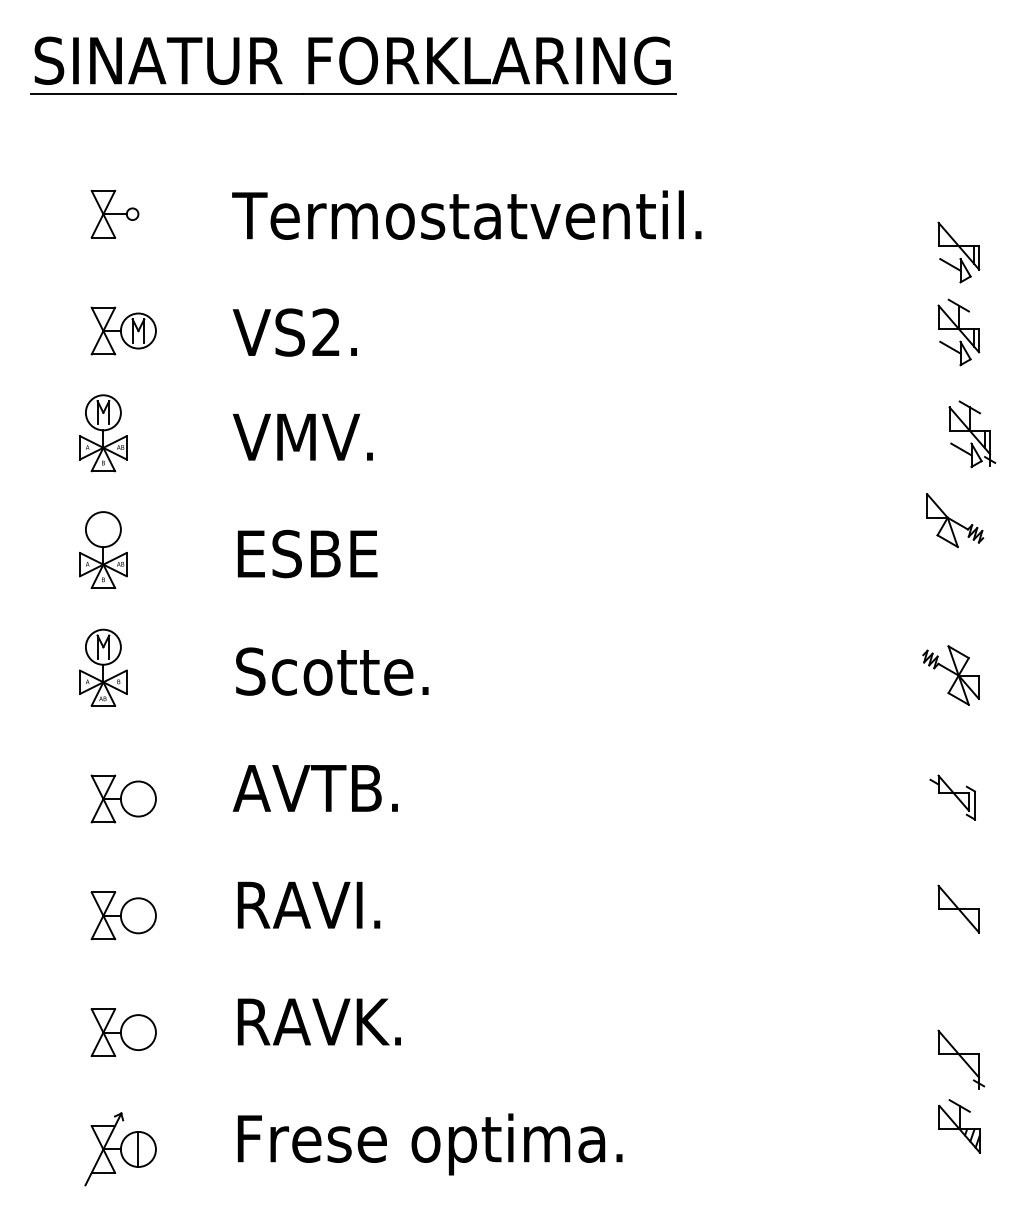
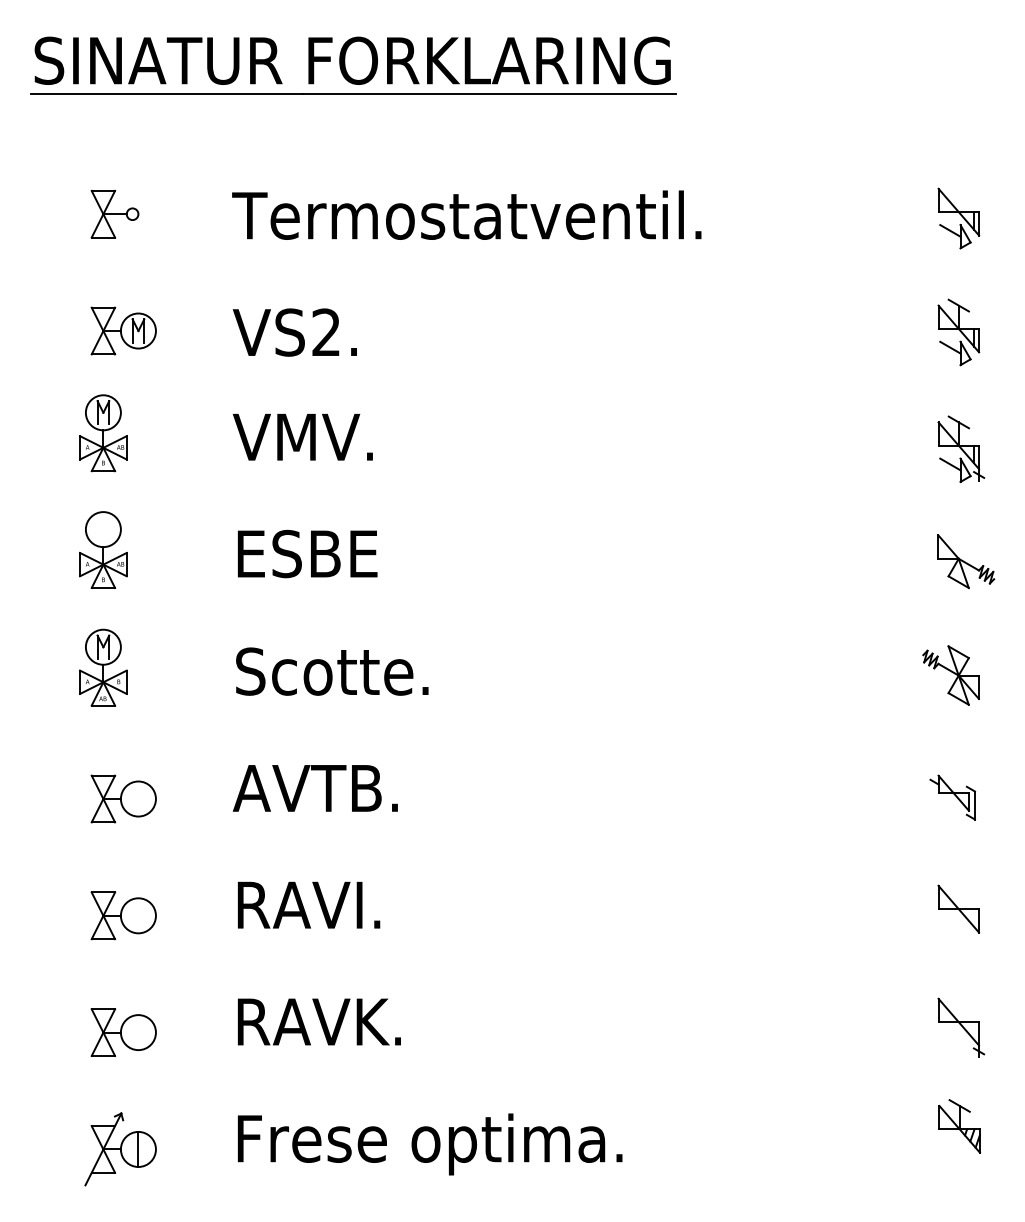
part position: (958, 252) -> (958, 218) (958, 218)
part position: (972, 433) -> (961, 448) (961, 448)
part position: (955, 520) -> (966, 561) (966, 561)
part position: (961, 1059) -> (961, 1027) (961, 1027)
